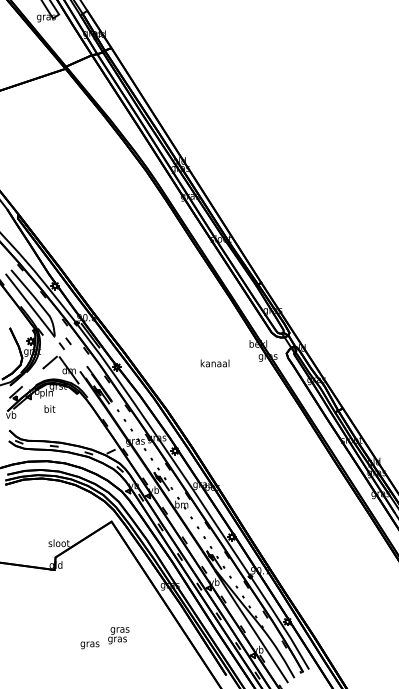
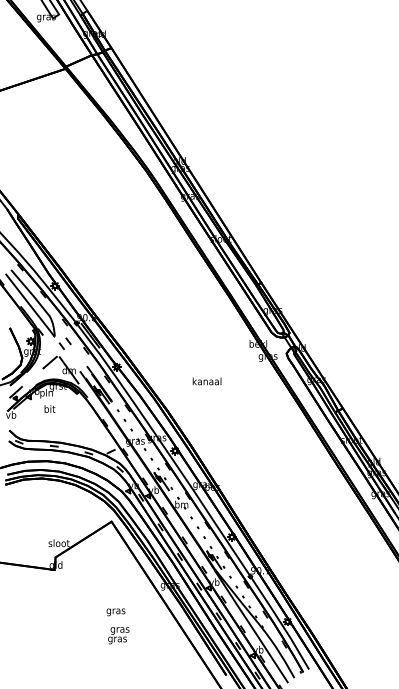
text position: (214, 363) -> (206, 381) (206, 381)
text position: (89, 645) -> (115, 612) (115, 612)
